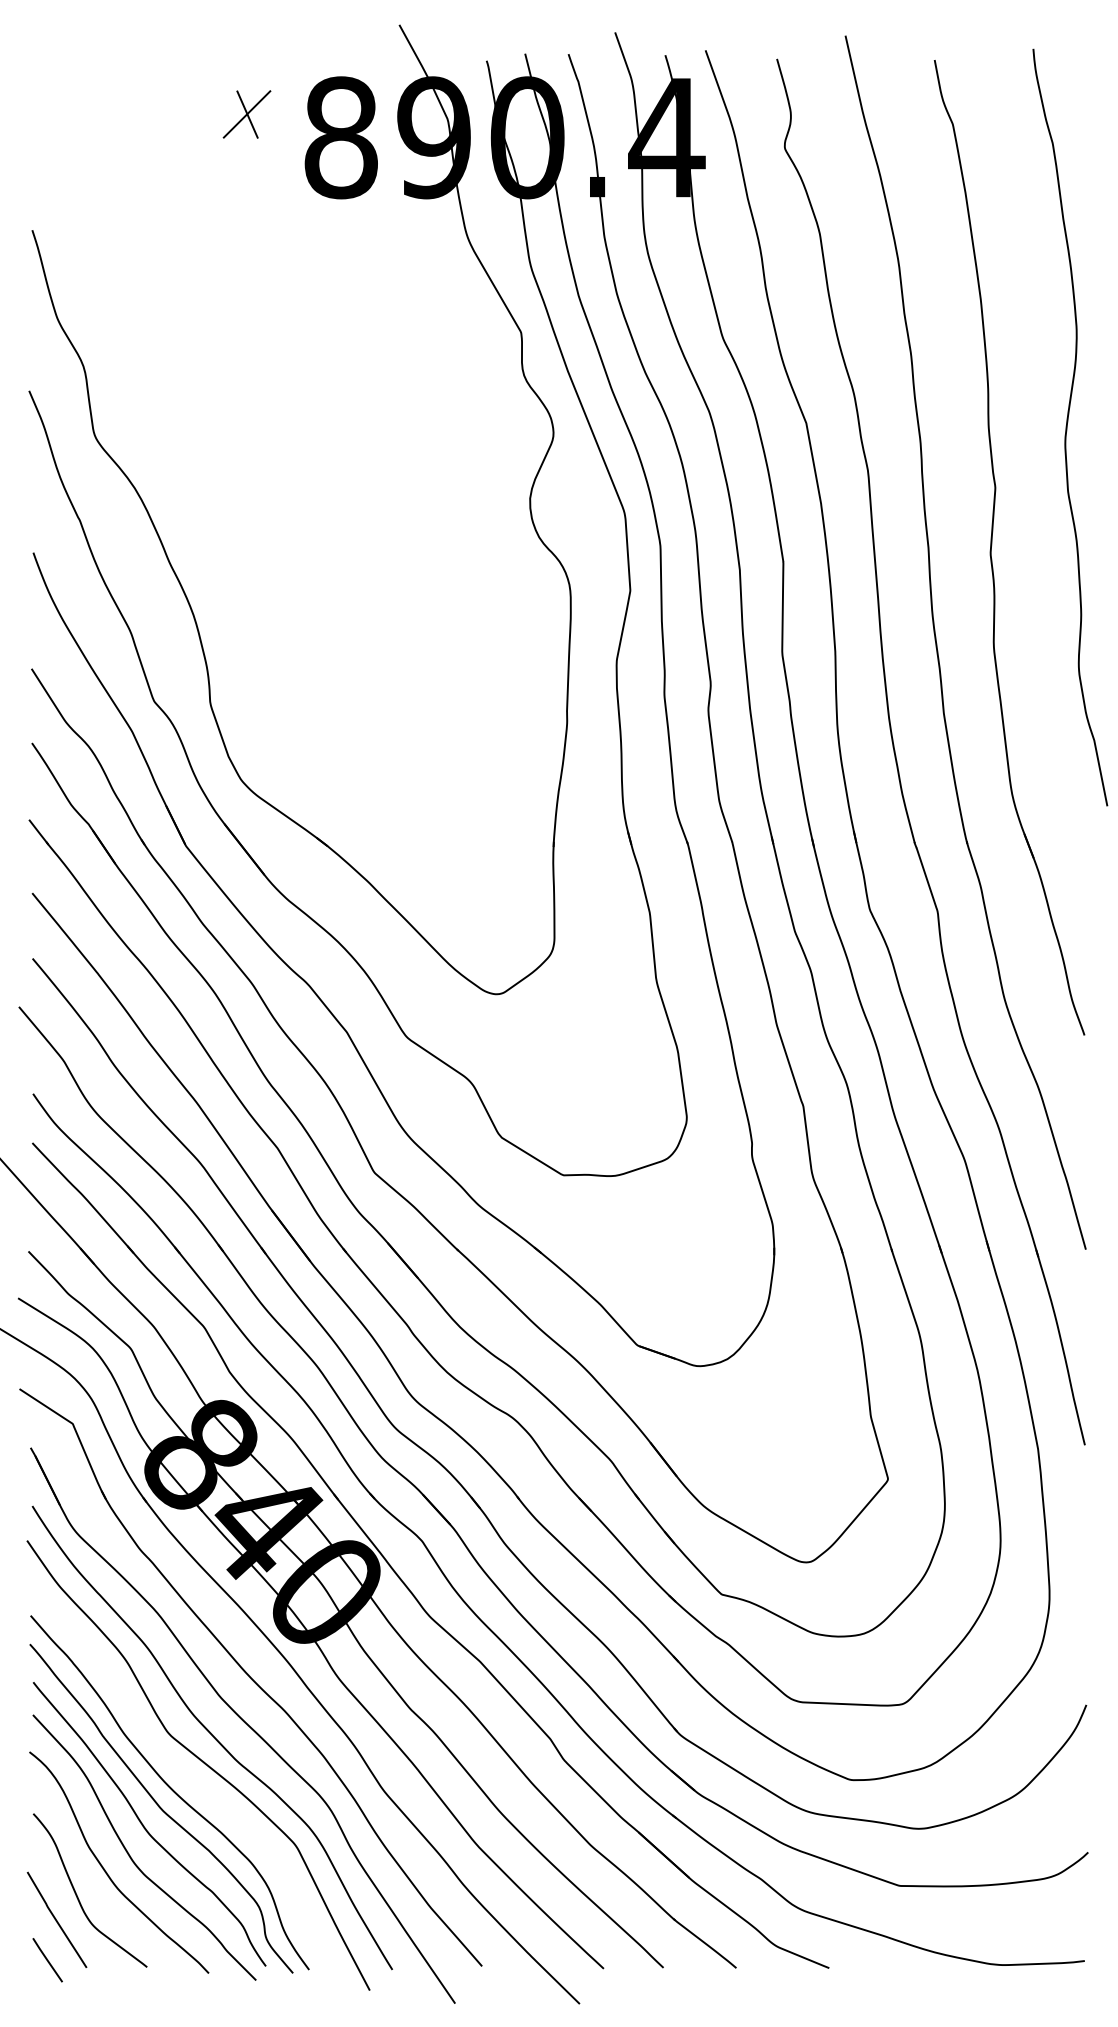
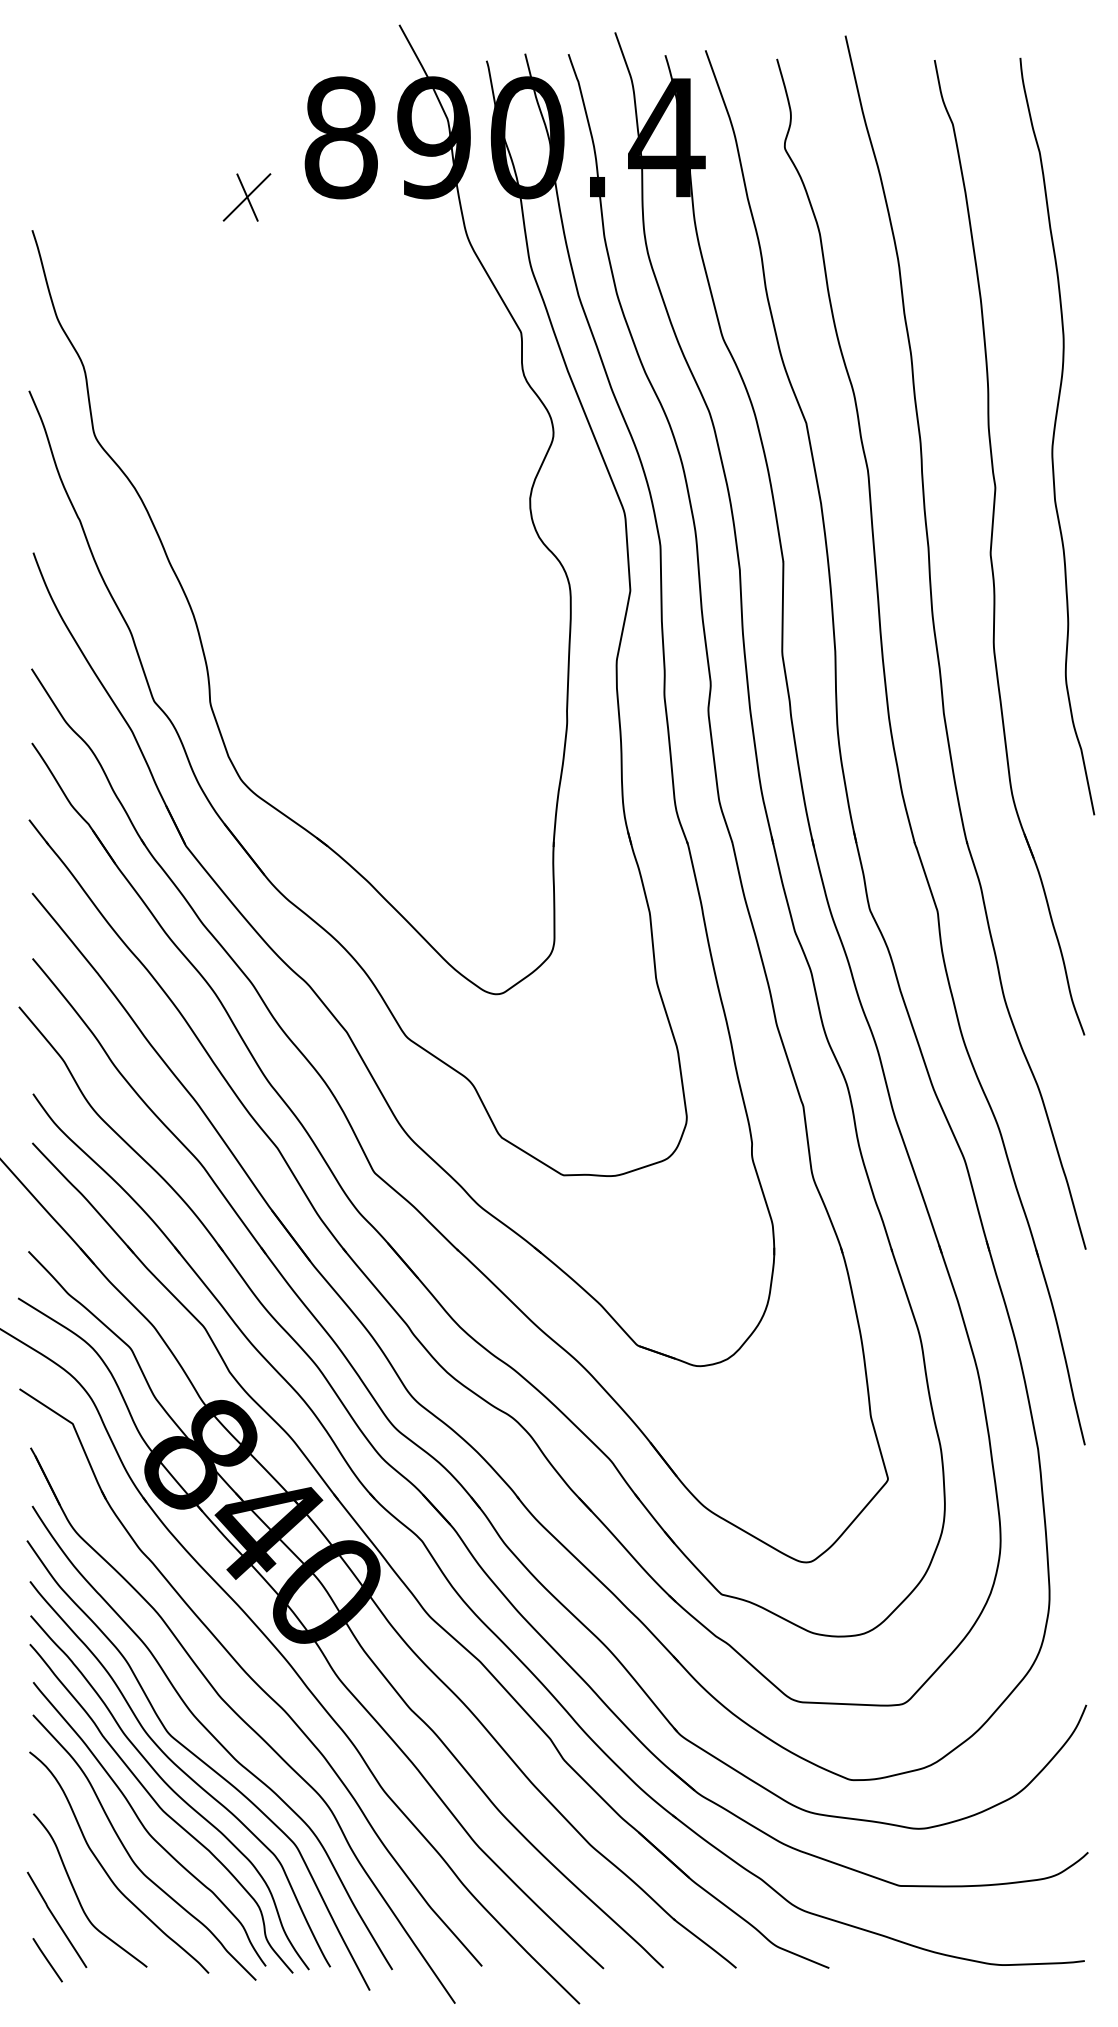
part position: (246, 114) -> (246, 197) (246, 197)
curve position: (1067, 427) -> (1054, 436) (1054, 436)
curve: none -> present (181, 1771)
